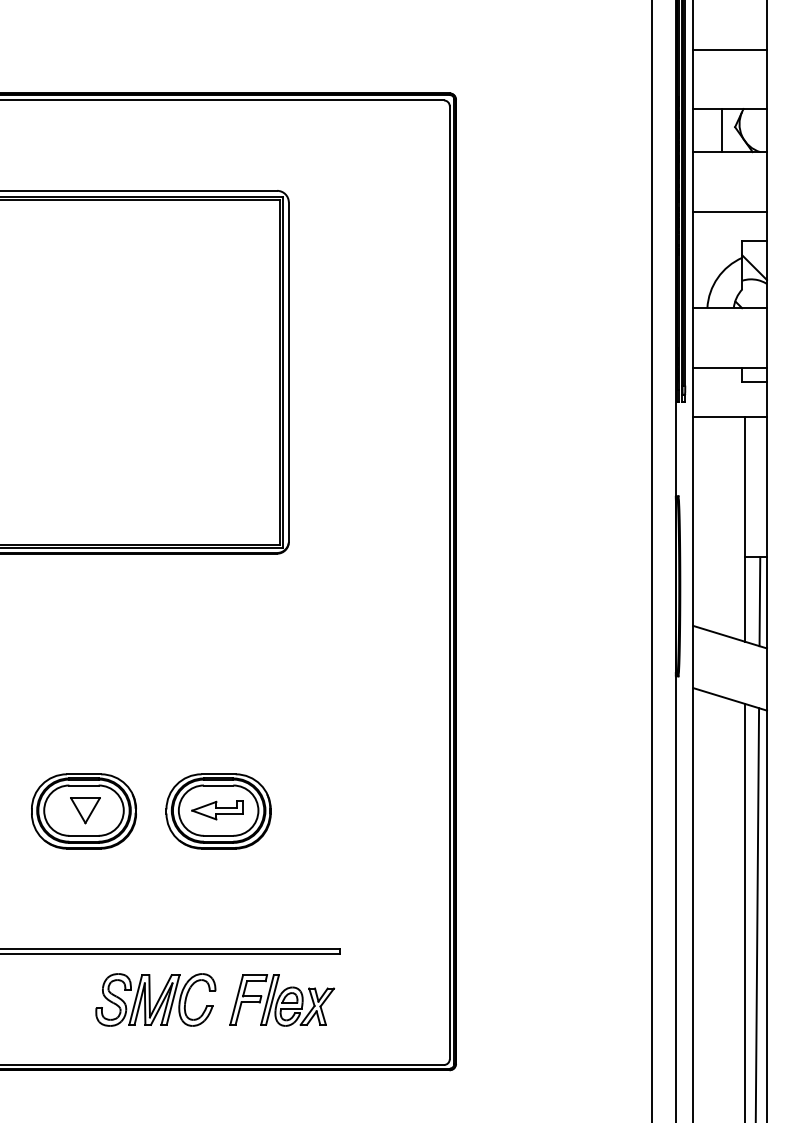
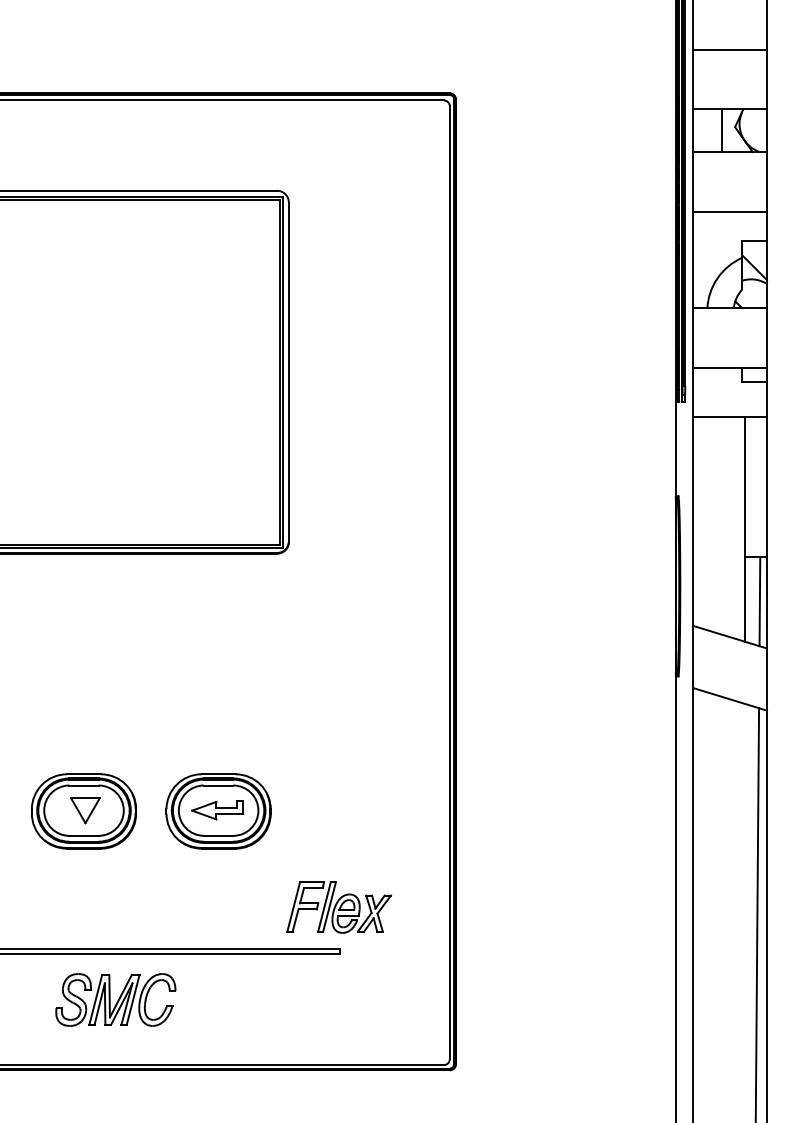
line: present -> none (652, 560)
line: present -> none (745, 911)
part position: (155, 999) -> (115, 999) (115, 999)
part position: (282, 1000) -> (339, 907) (339, 907)
